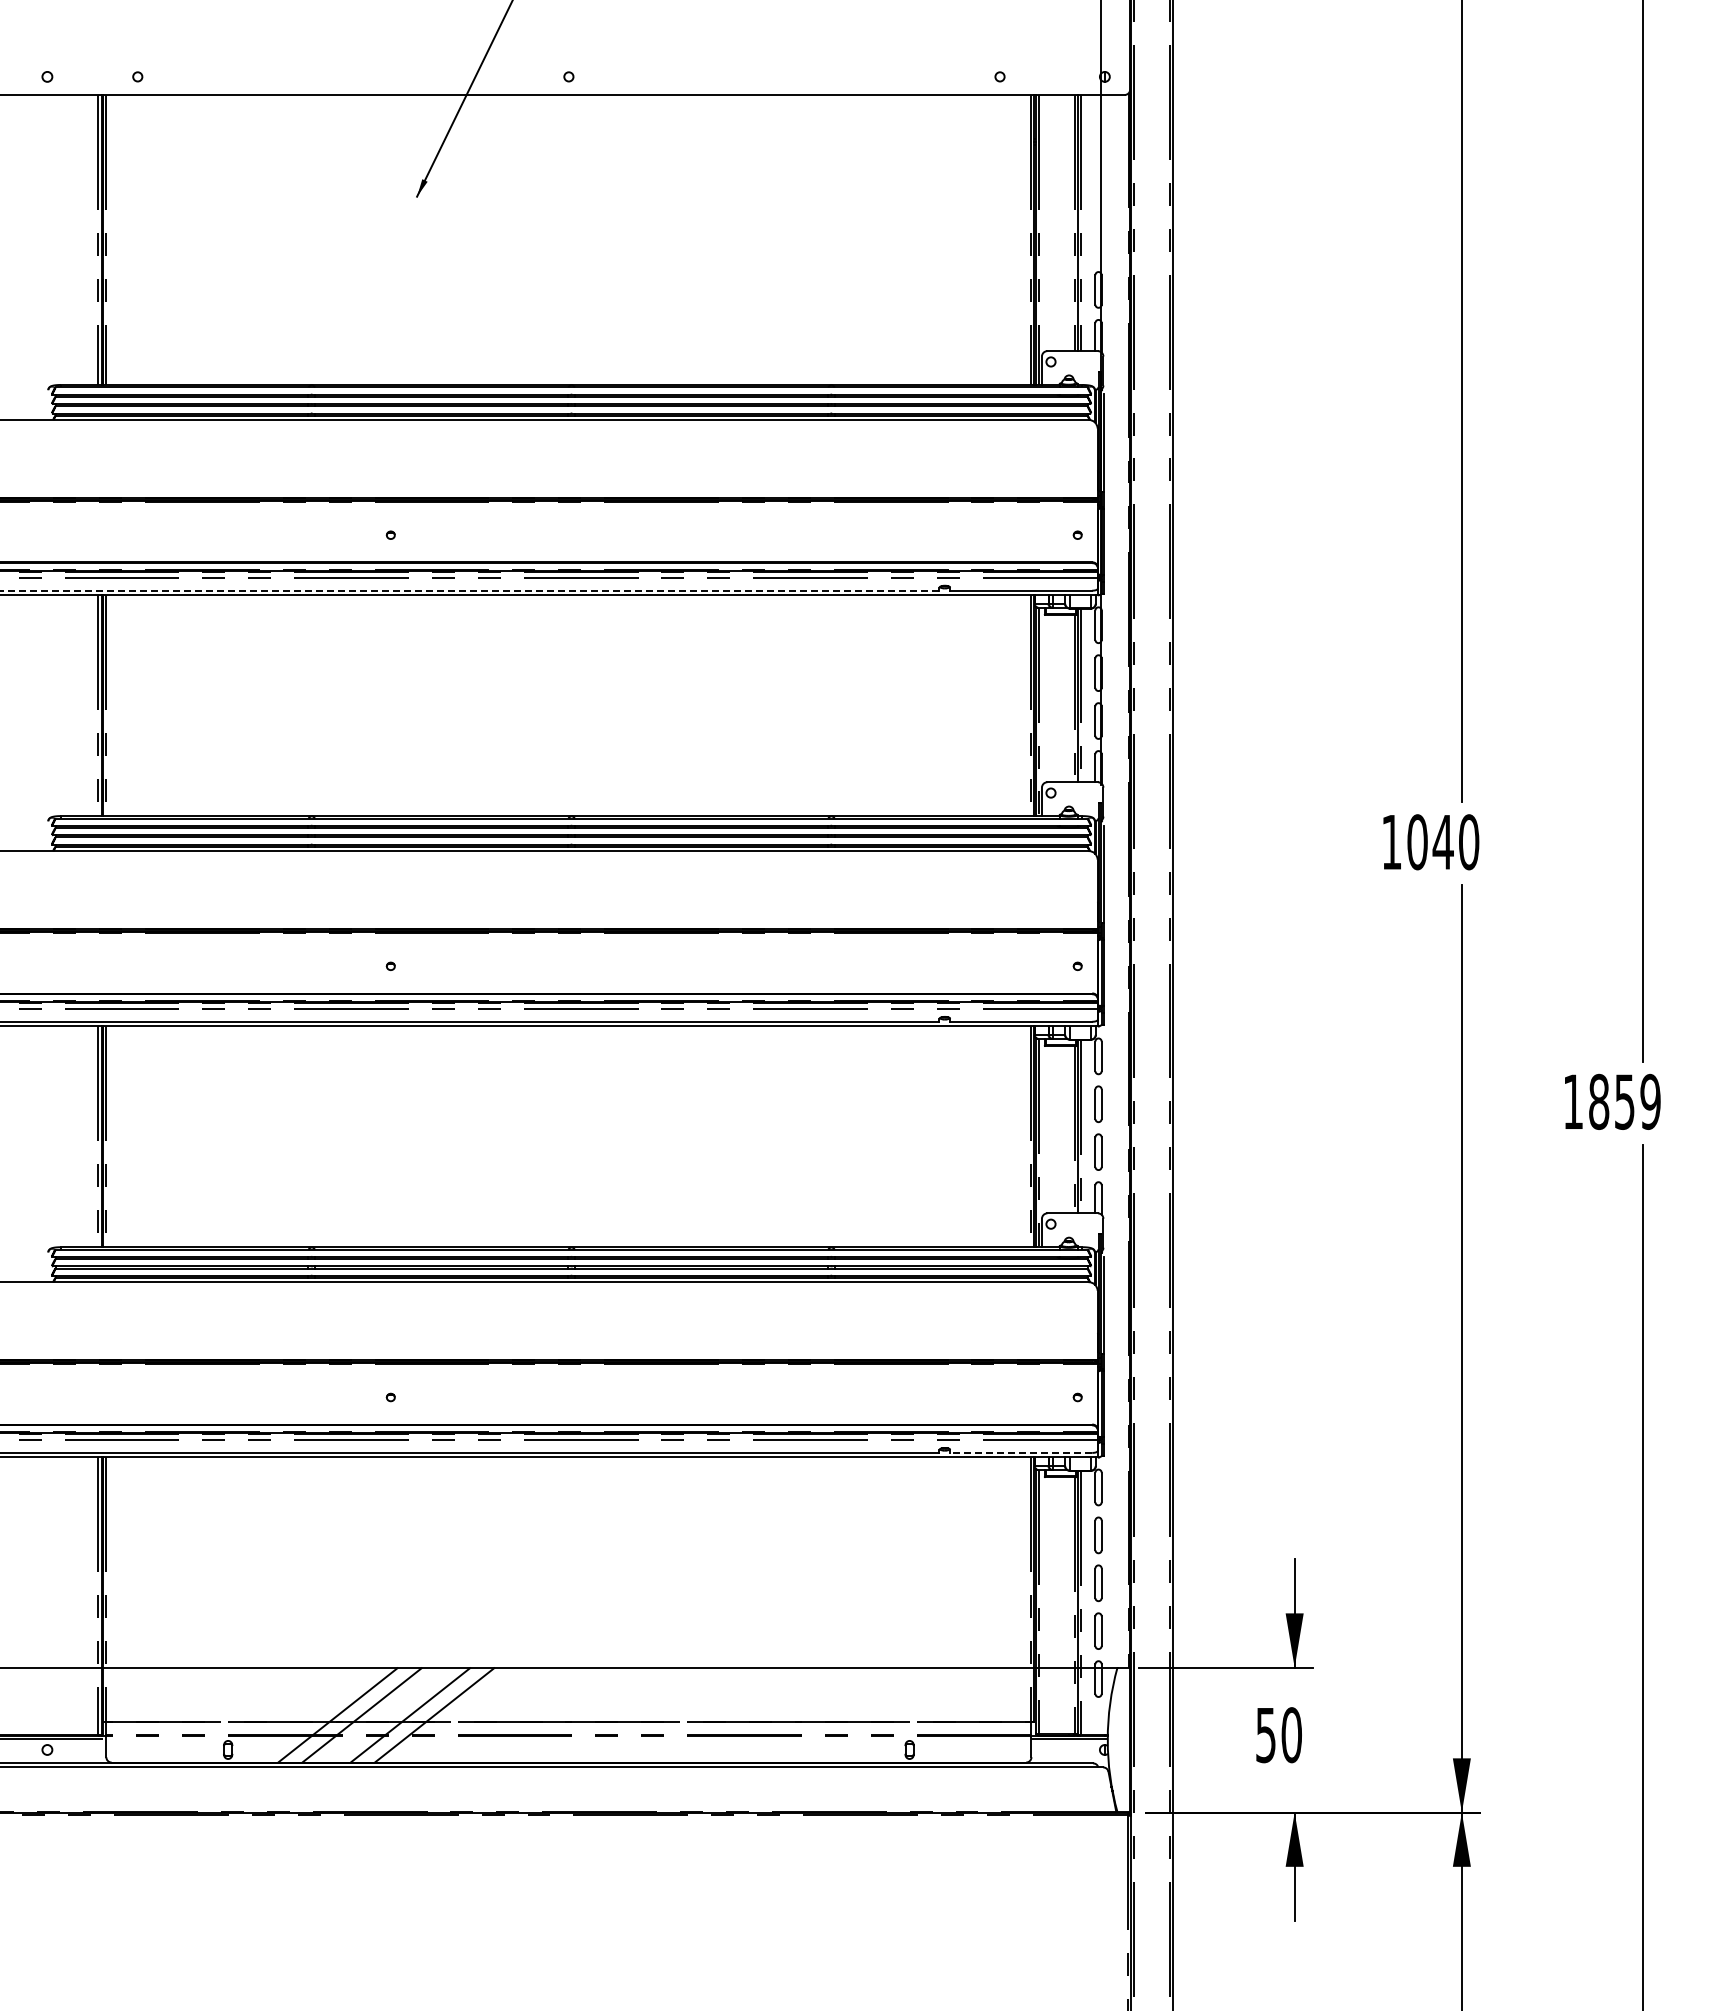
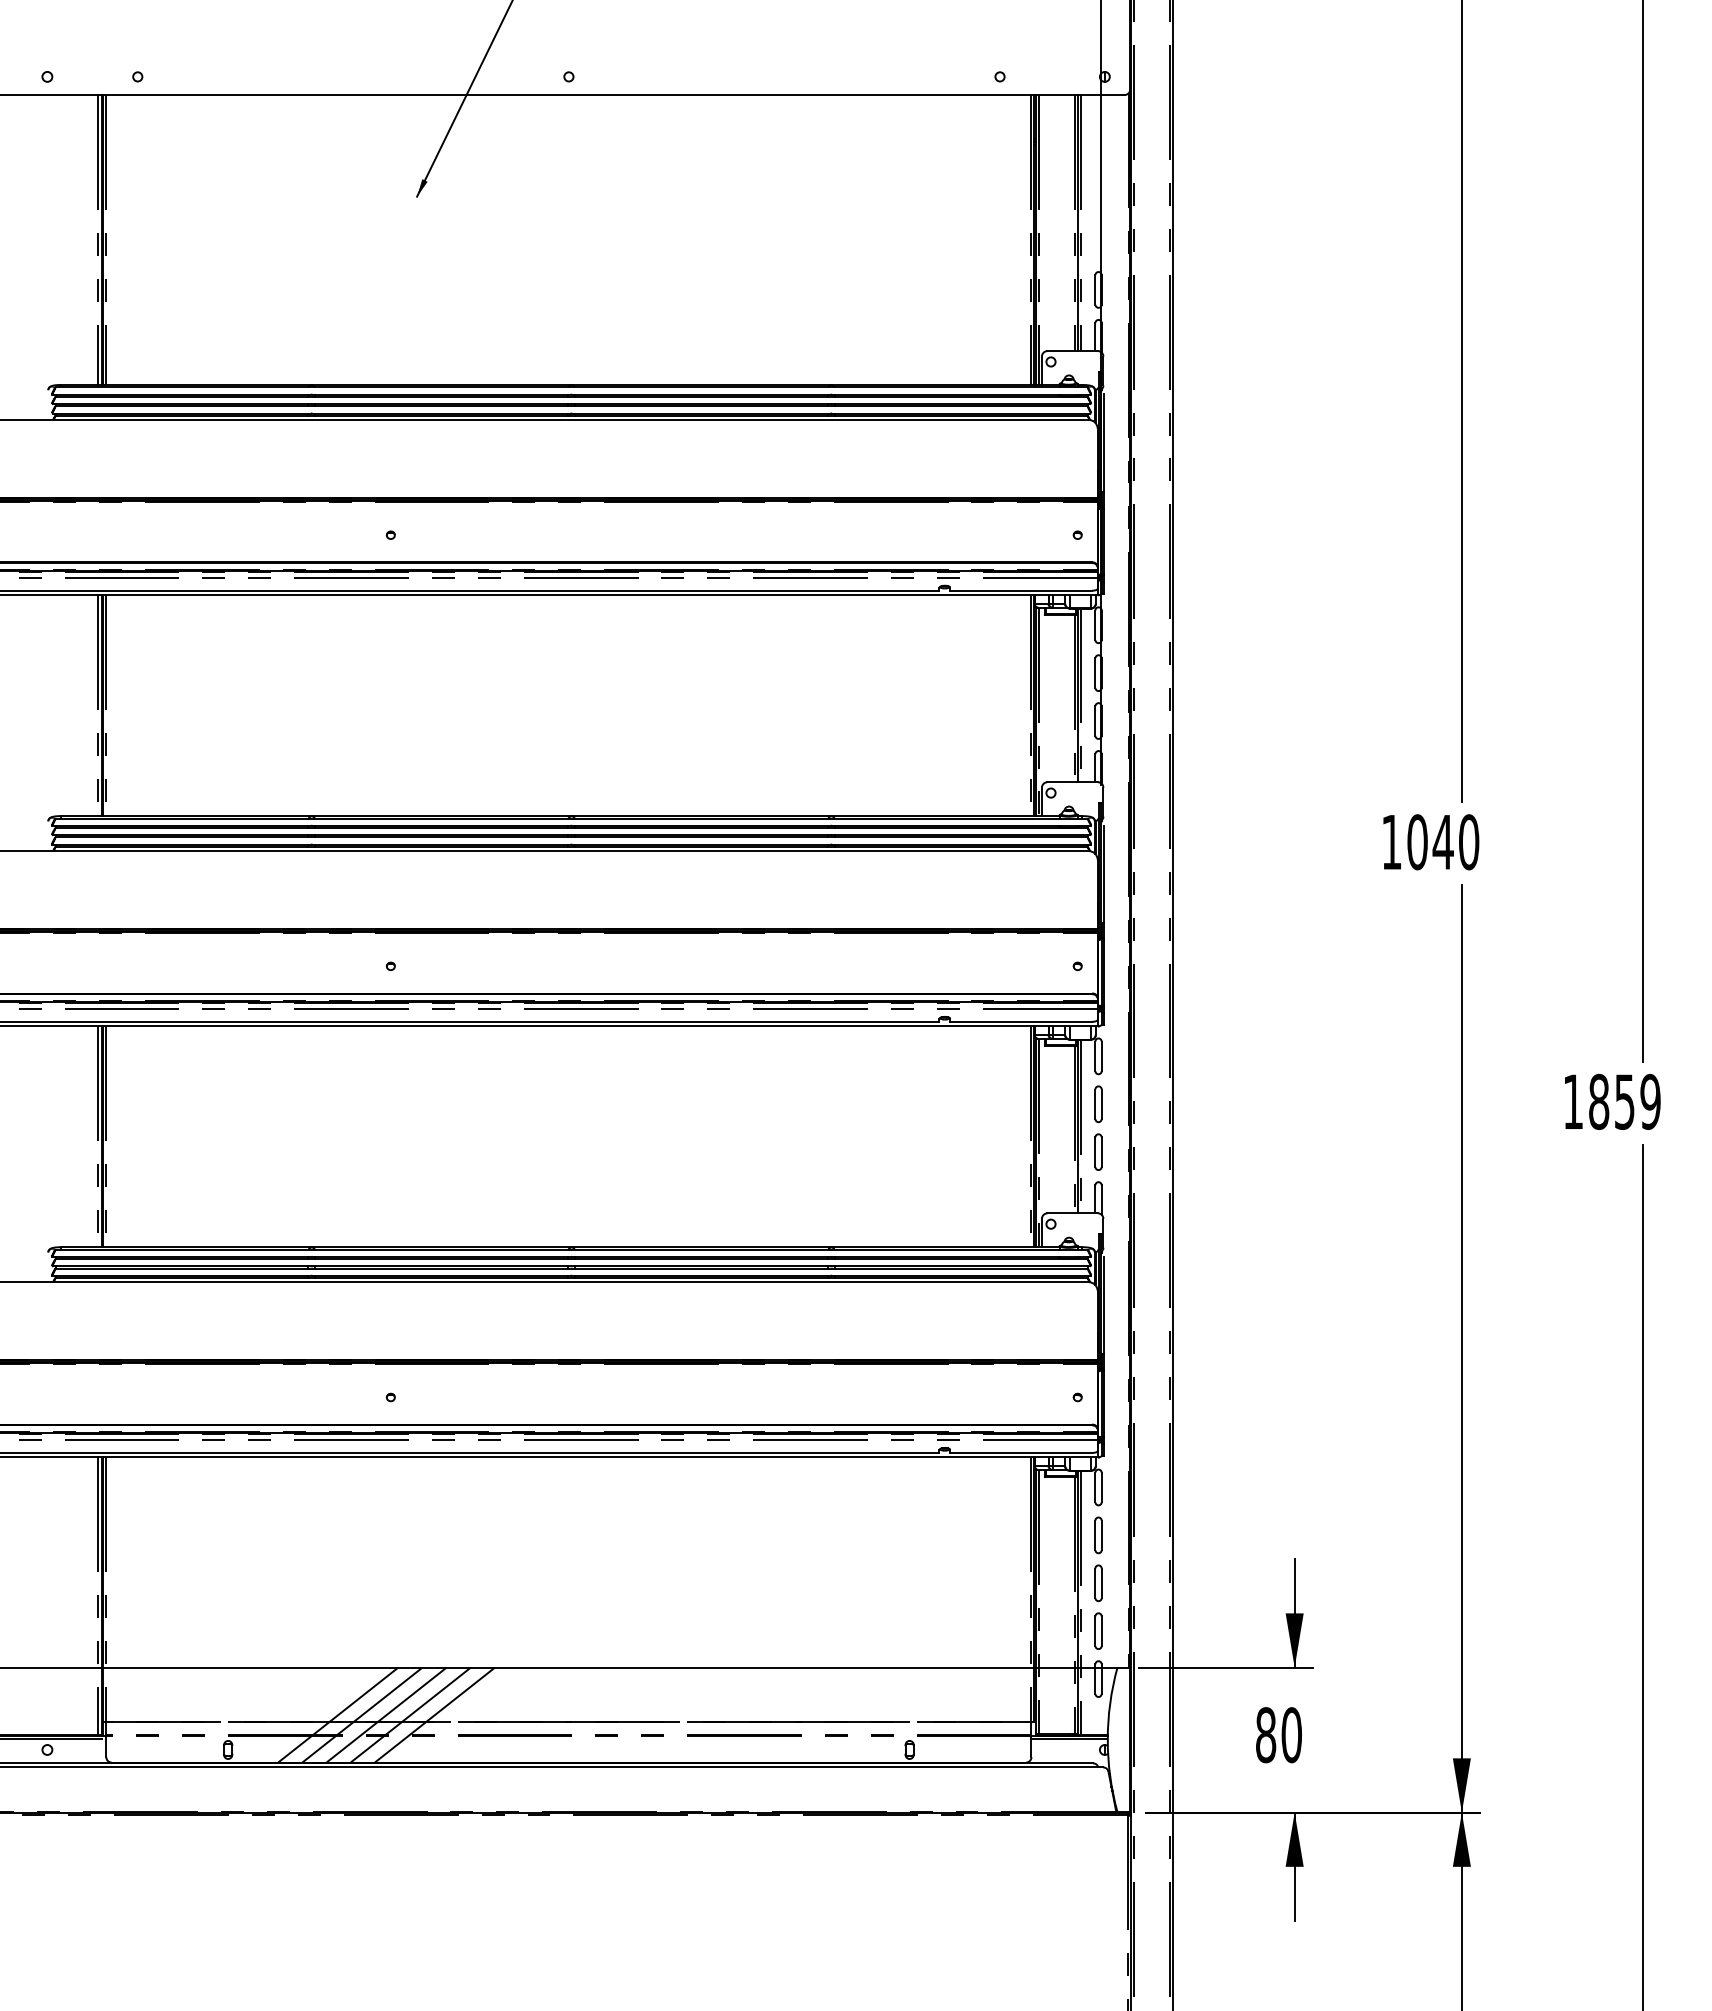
line: dashed -> solid (469, 590)
line: dashed -> solid (1021, 1452)
line: none -> present (386, 1714)
text: 50 -> 80 (1266, 1735)
